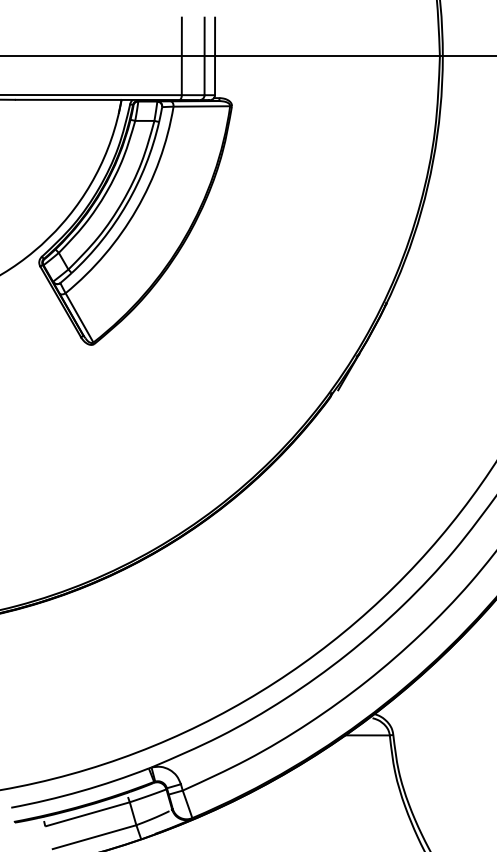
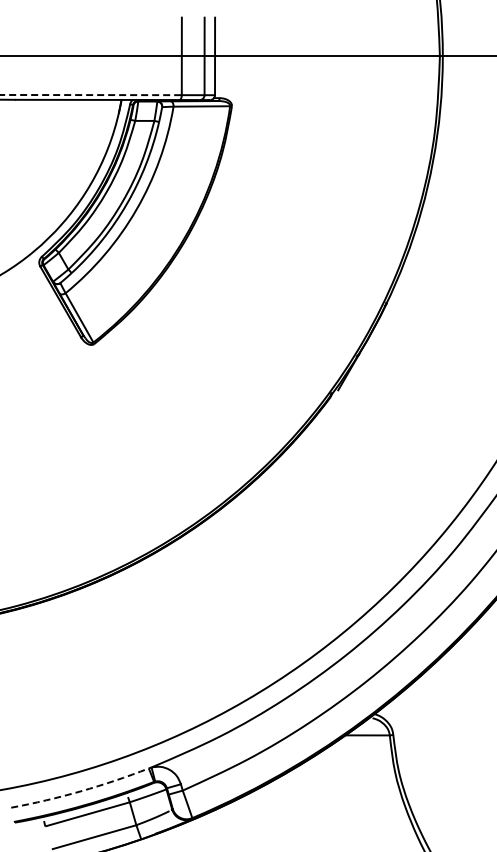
line: solid -> dashed (90, 95)
arc: solid -> dashed (80, 791)
